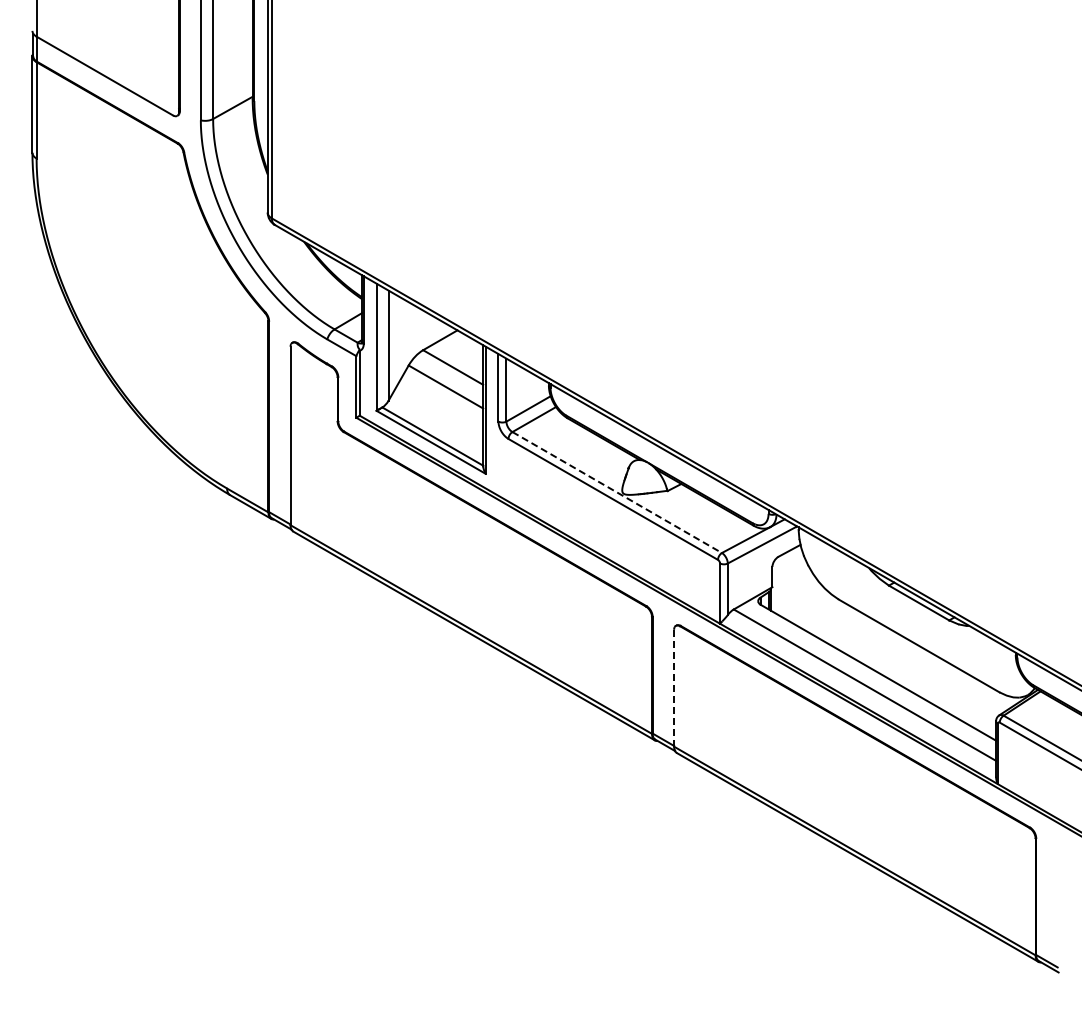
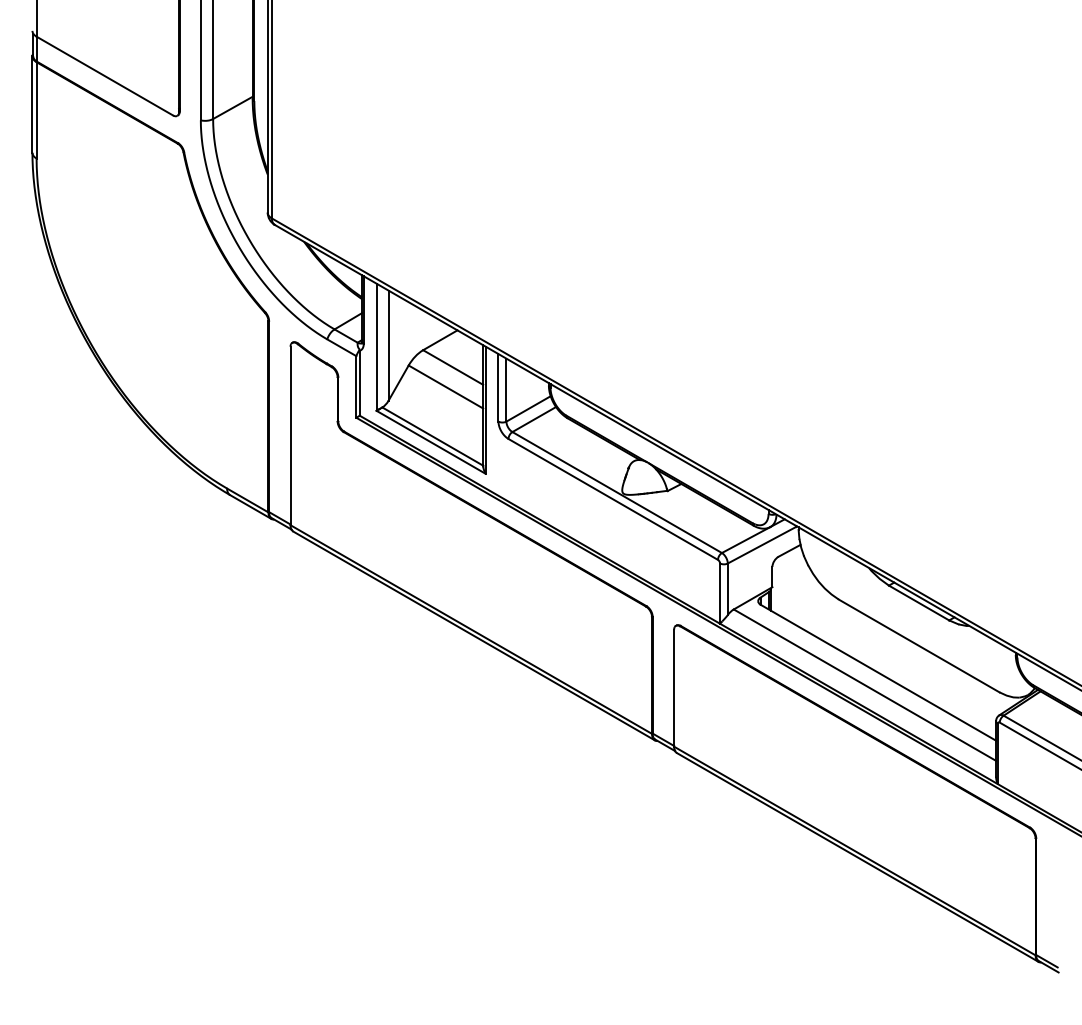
line: dashed -> solid (617, 492)
line: dashed -> solid (674, 687)
